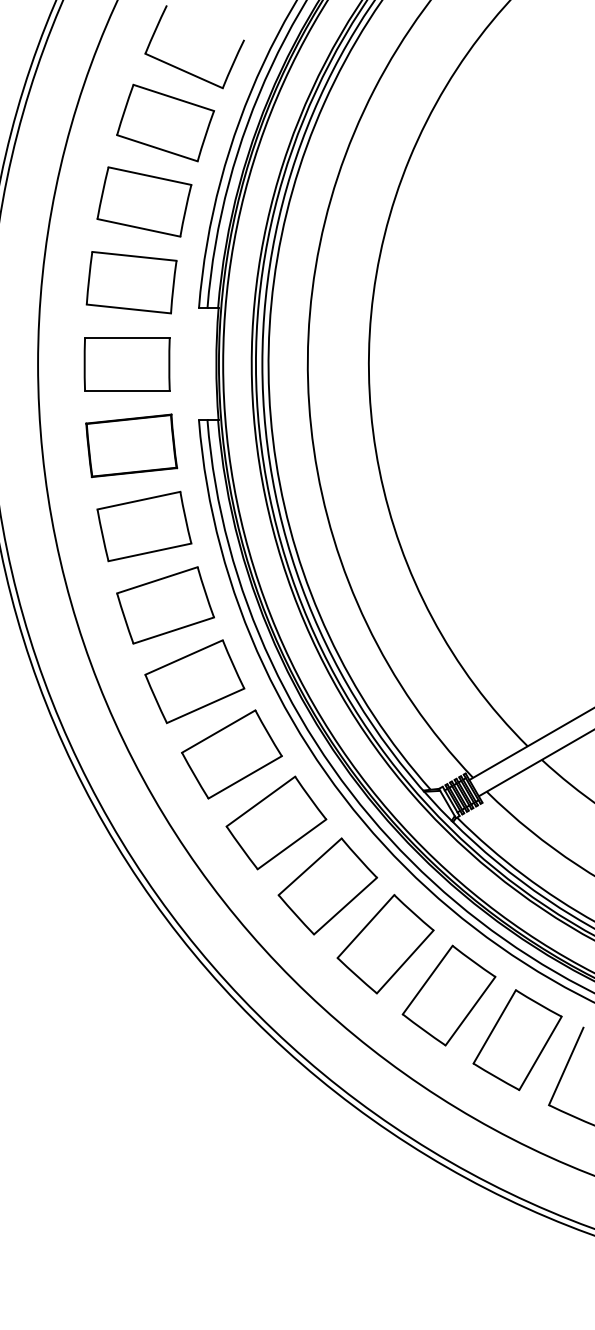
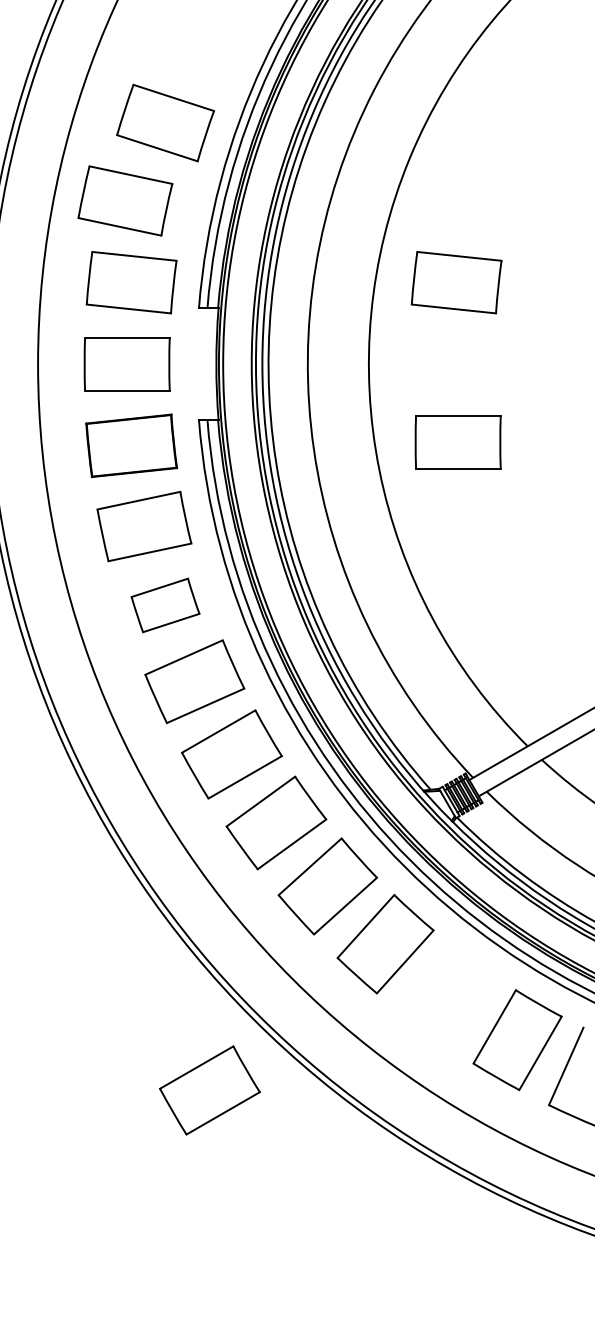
part: present -> none (183, 69)
part position: (144, 201) -> (125, 200) (125, 200)
part: none -> present (456, 282)
part: none -> present (457, 442)
part size: 99x79 px -> 71x57 px (165, 605)
part: present -> none (448, 995)
part: none -> present (209, 1090)
